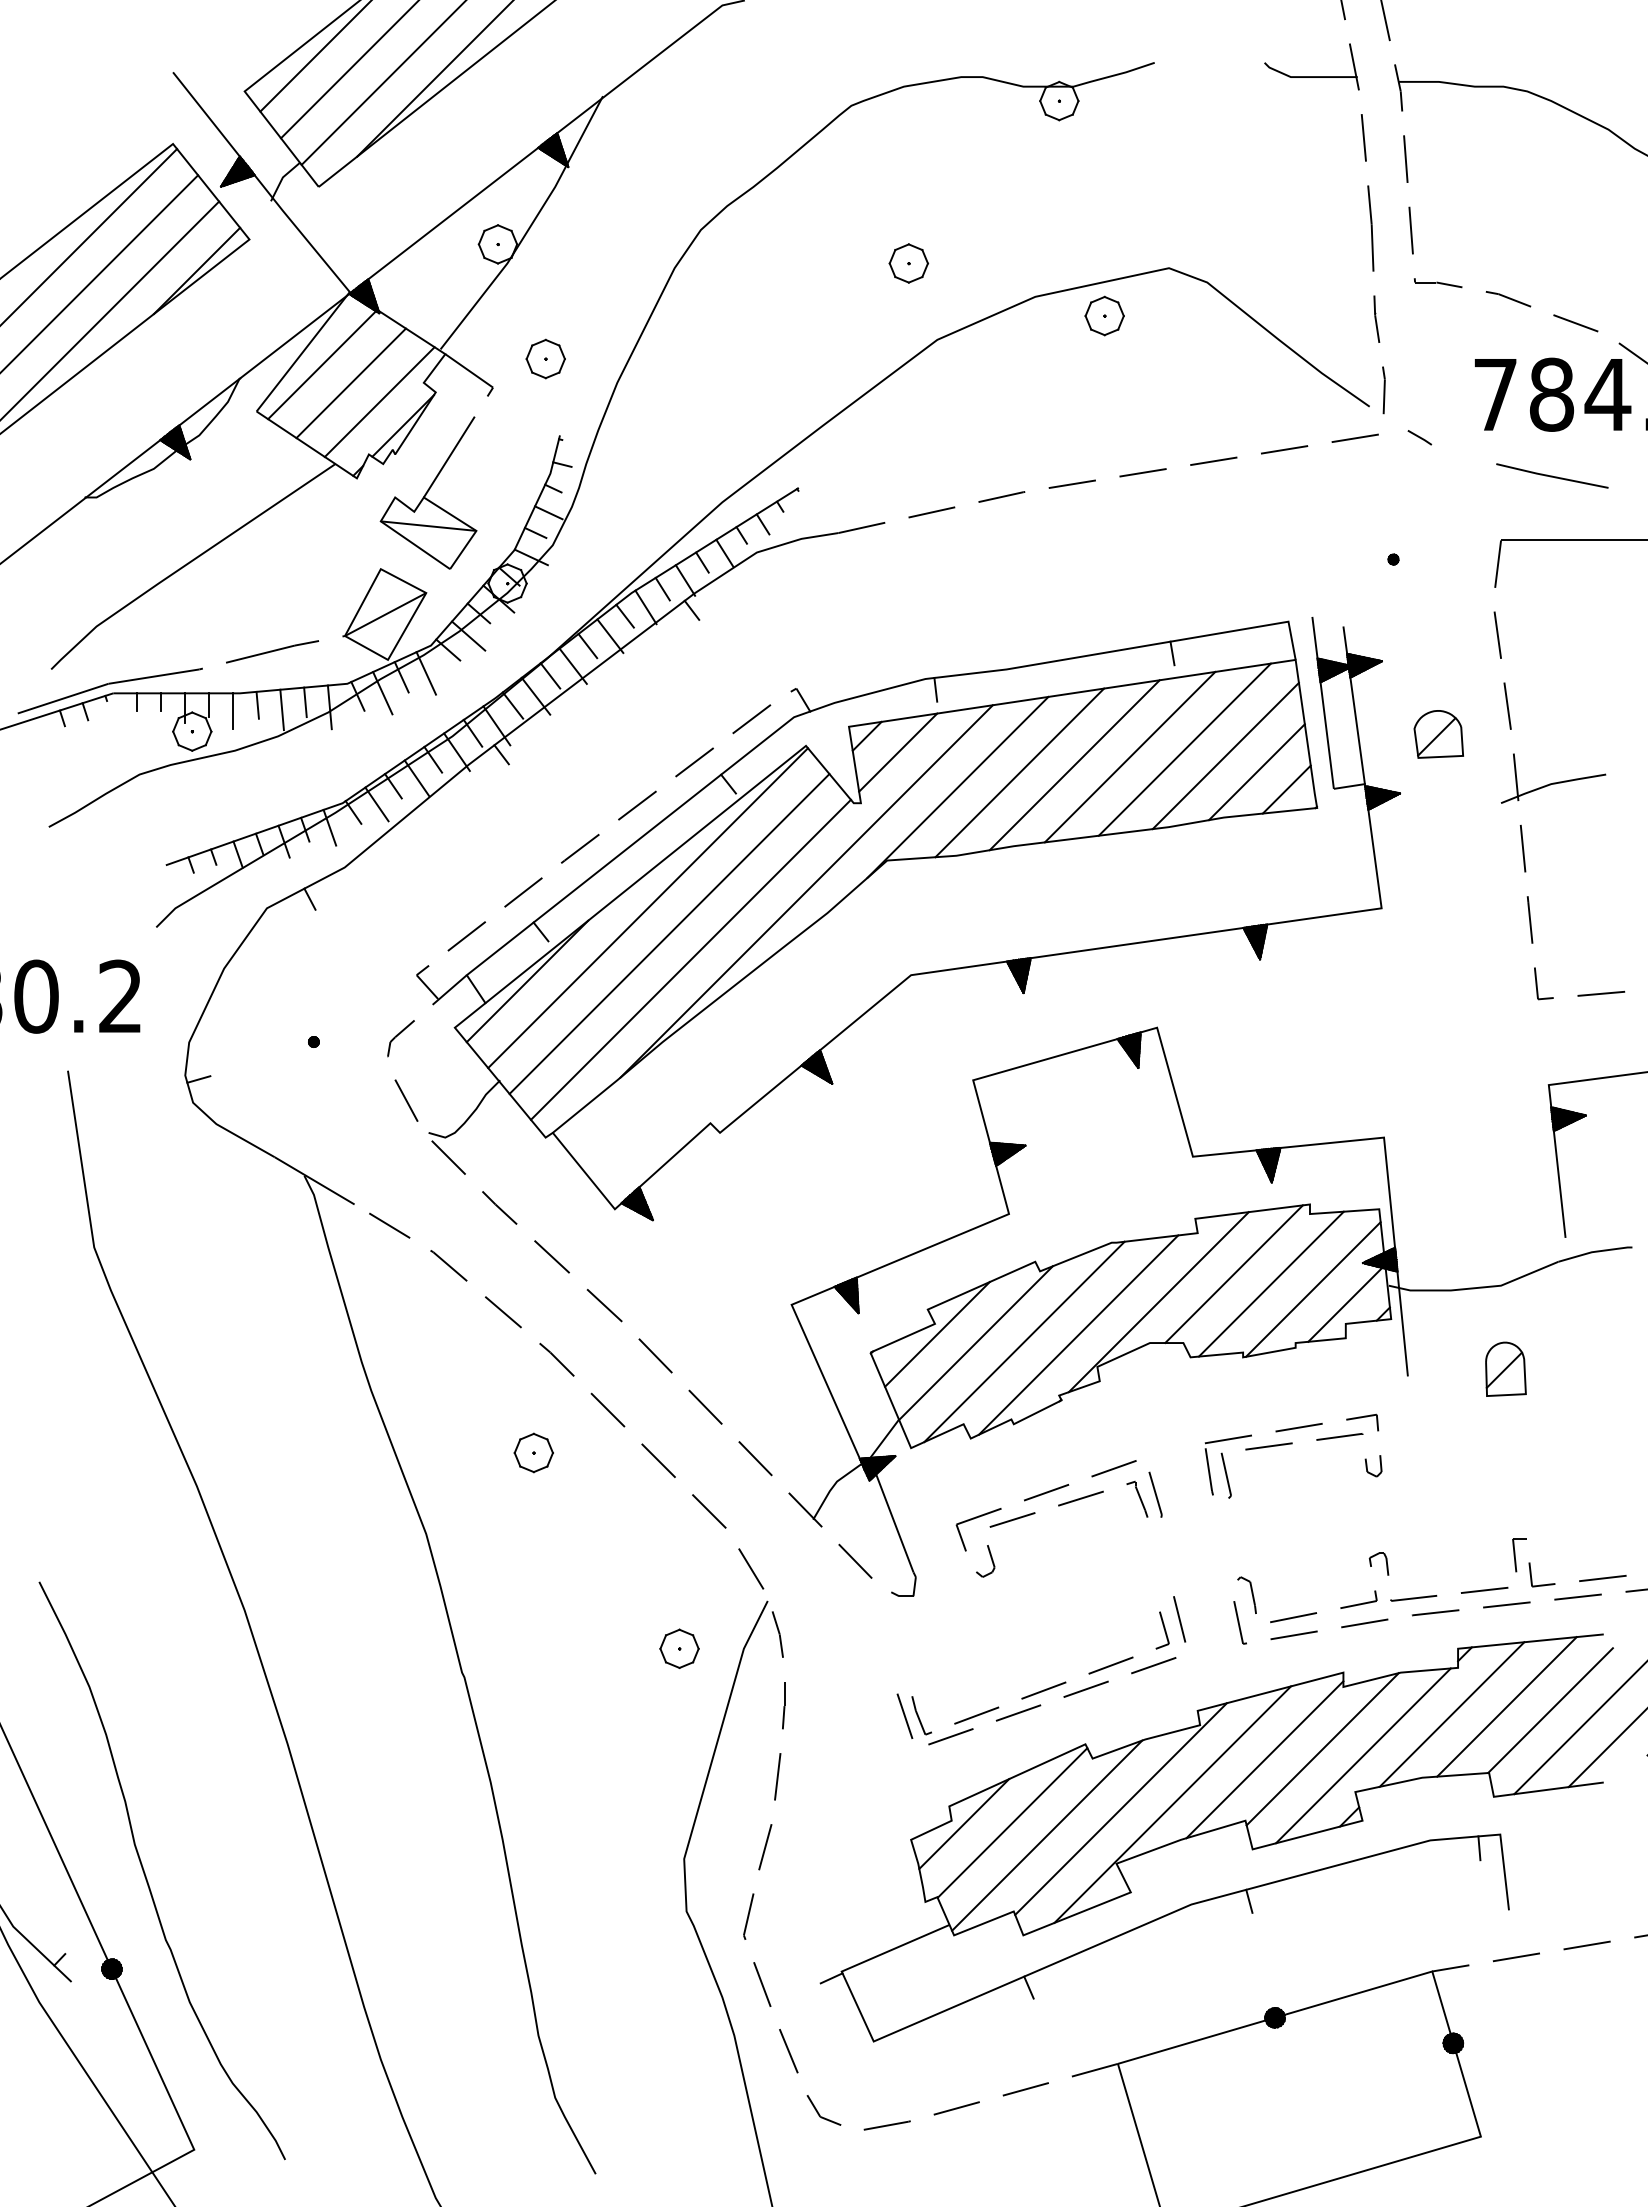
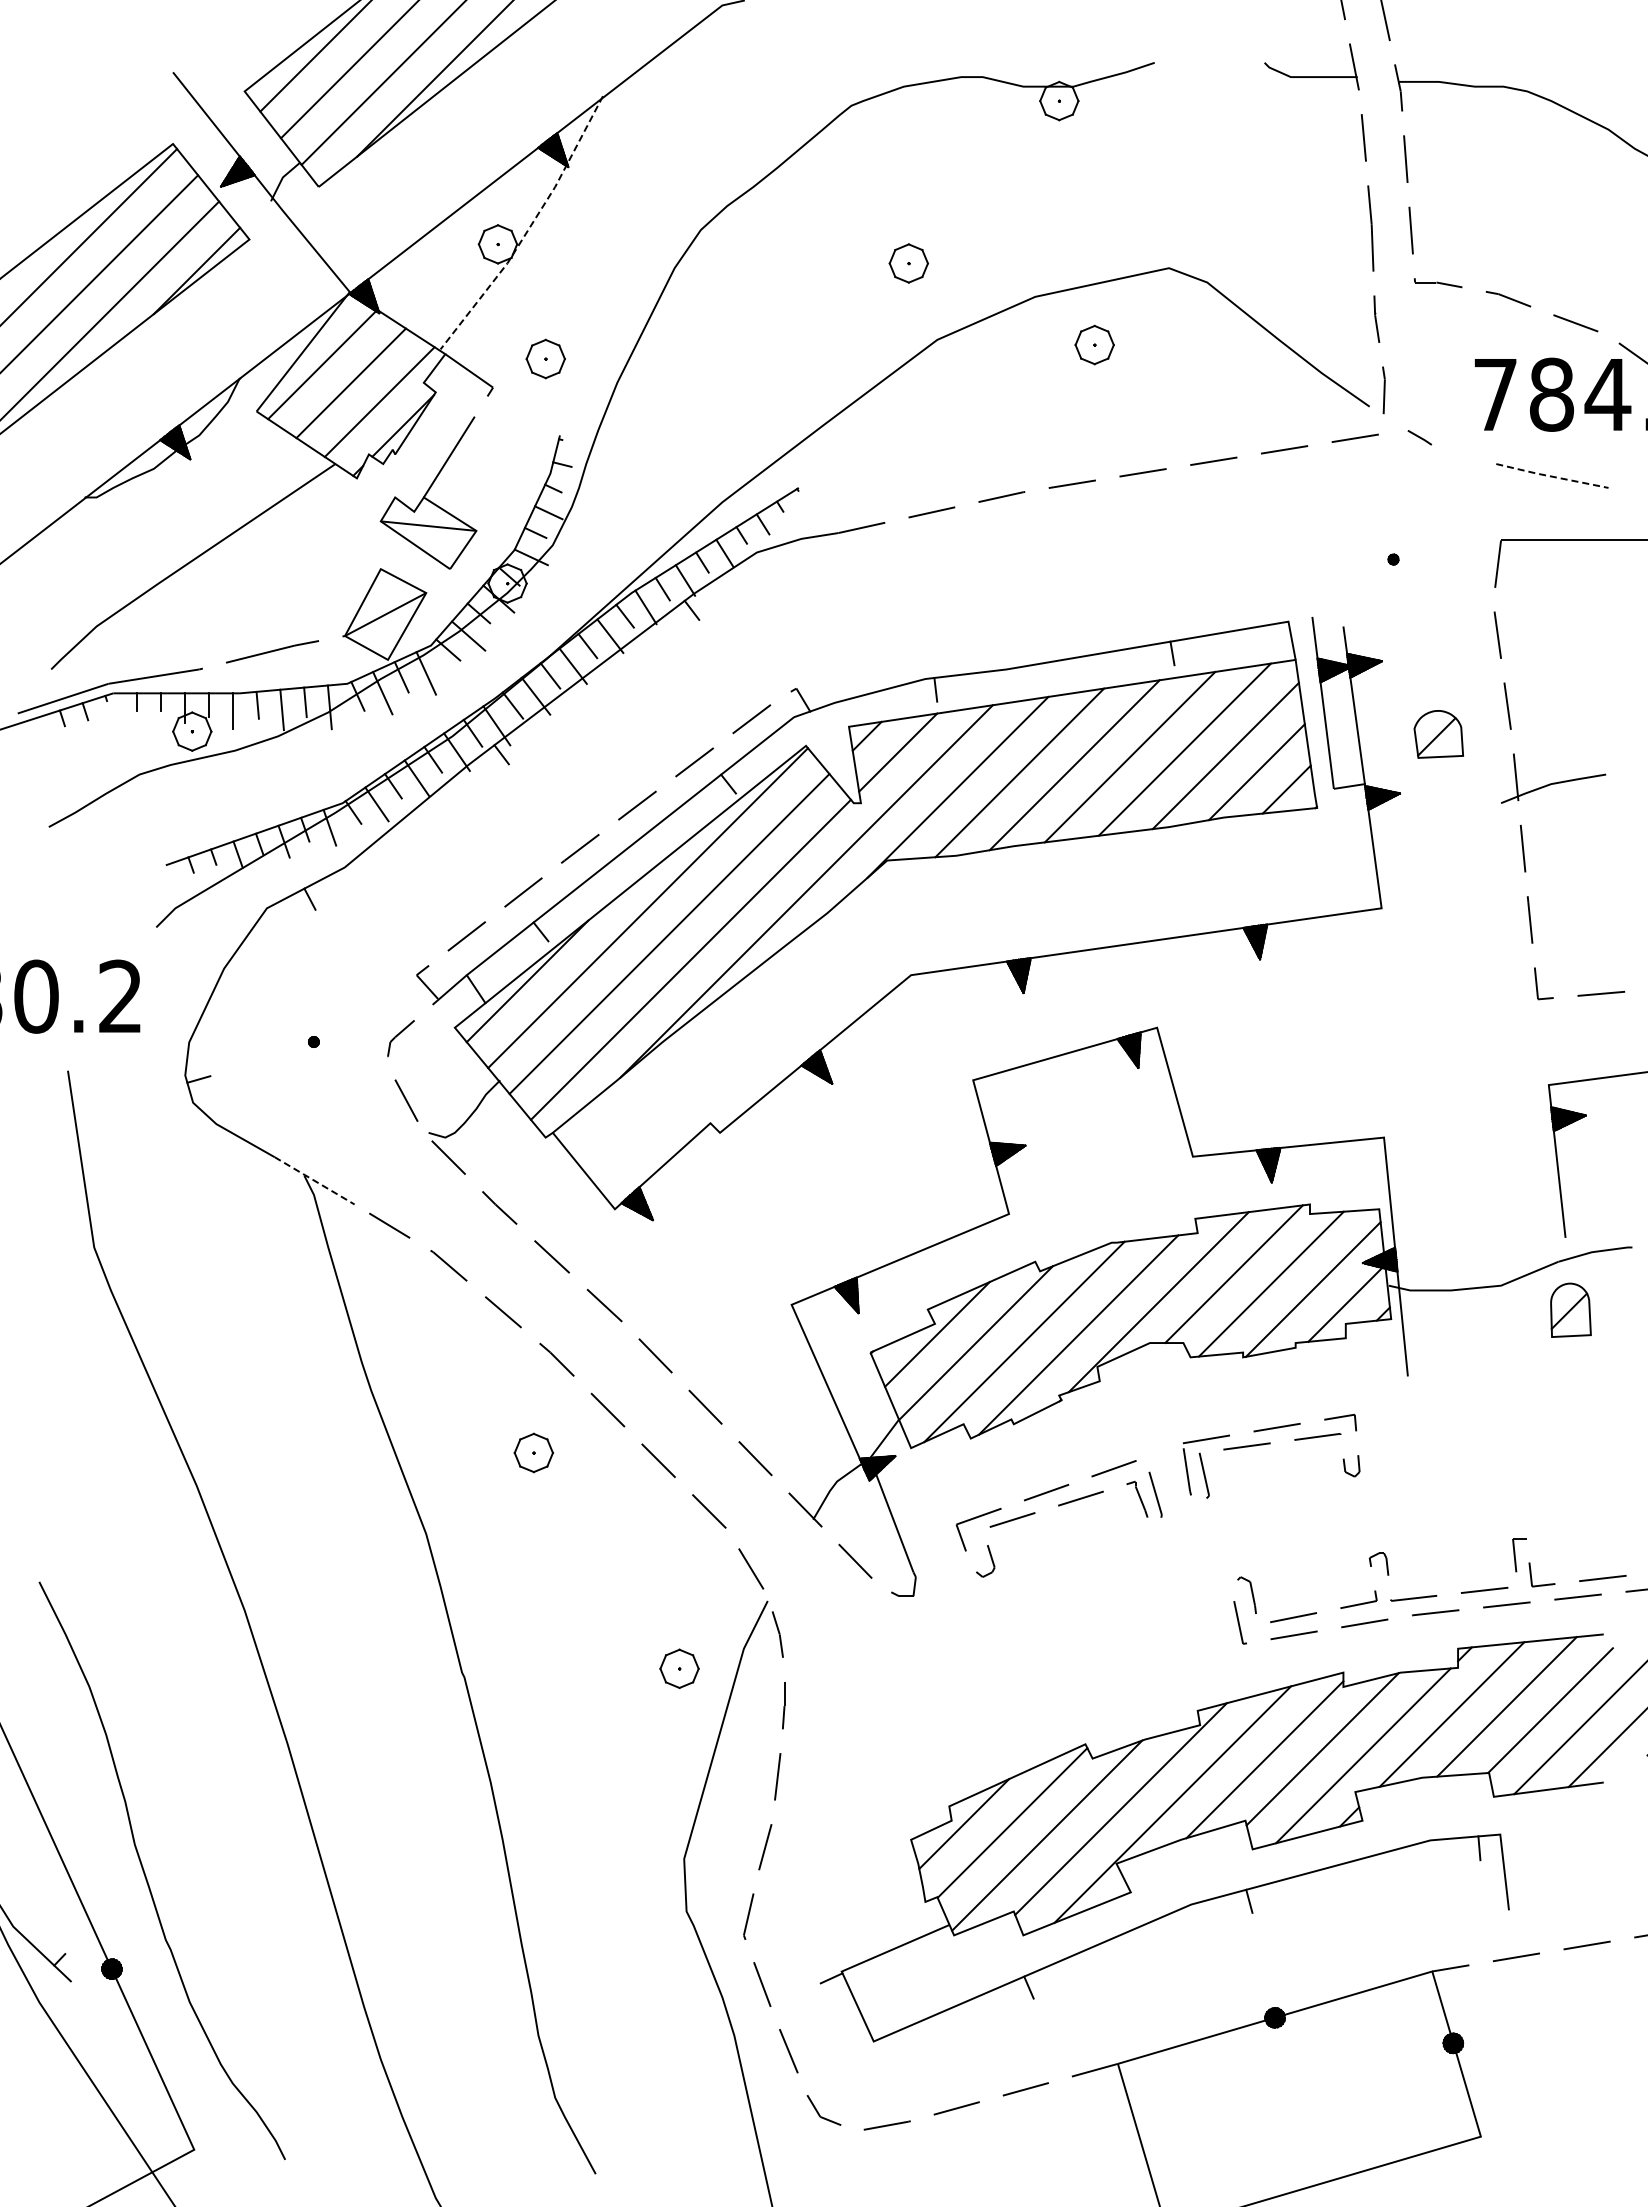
line: solid -> dashed (529, 228)
part position: (1104, 315) -> (1094, 344) (1094, 344)
line: solid -> dashed (1552, 476)
line: solid -> dashed (315, 1181)
part position: (1505, 1368) -> (1570, 1309) (1570, 1309)
part position: (1292, 1444) -> (1270, 1444) (1270, 1444)
part position: (679, 1648) -> (679, 1668) (679, 1668)
part: present -> none (1048, 1687)
